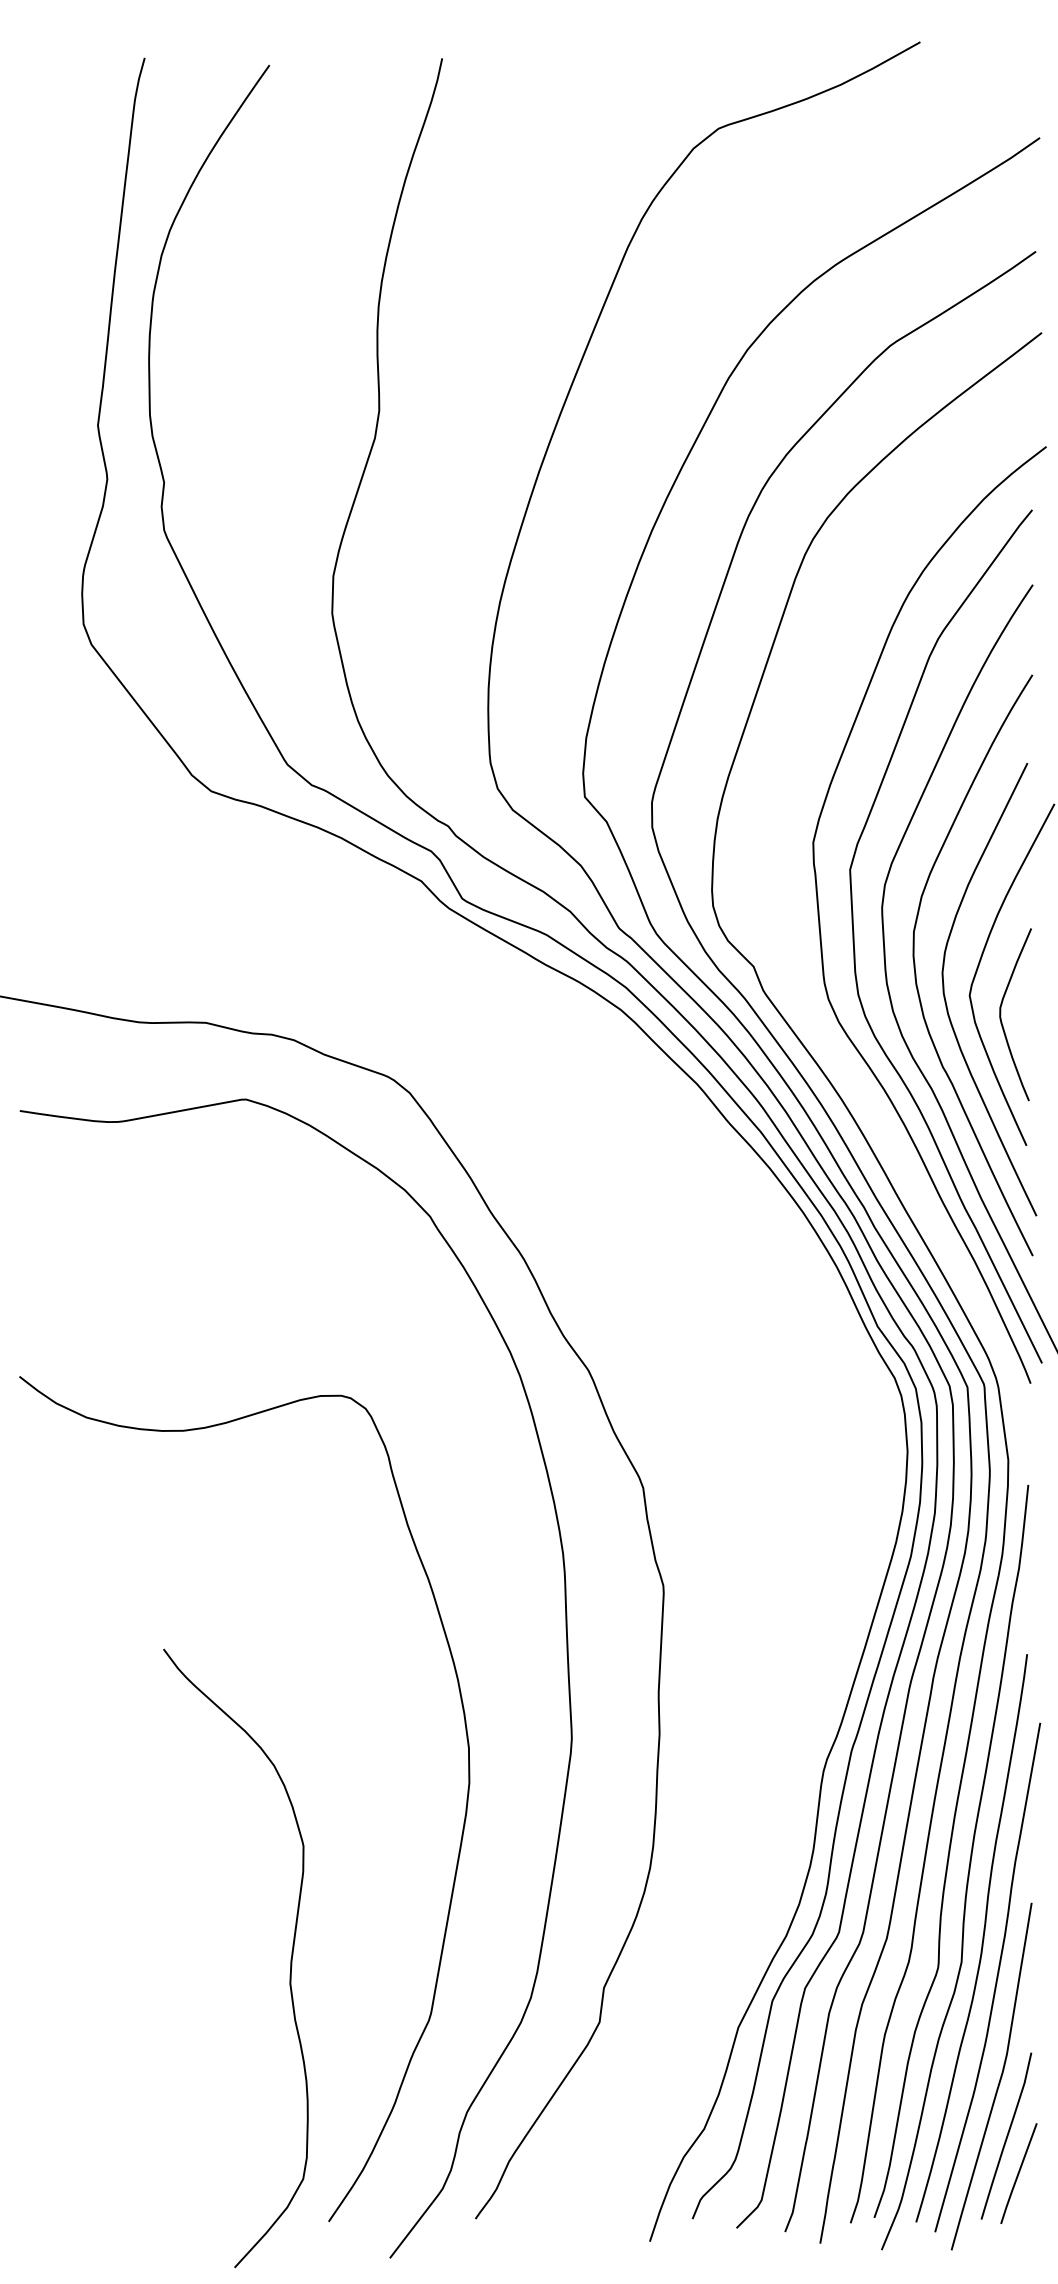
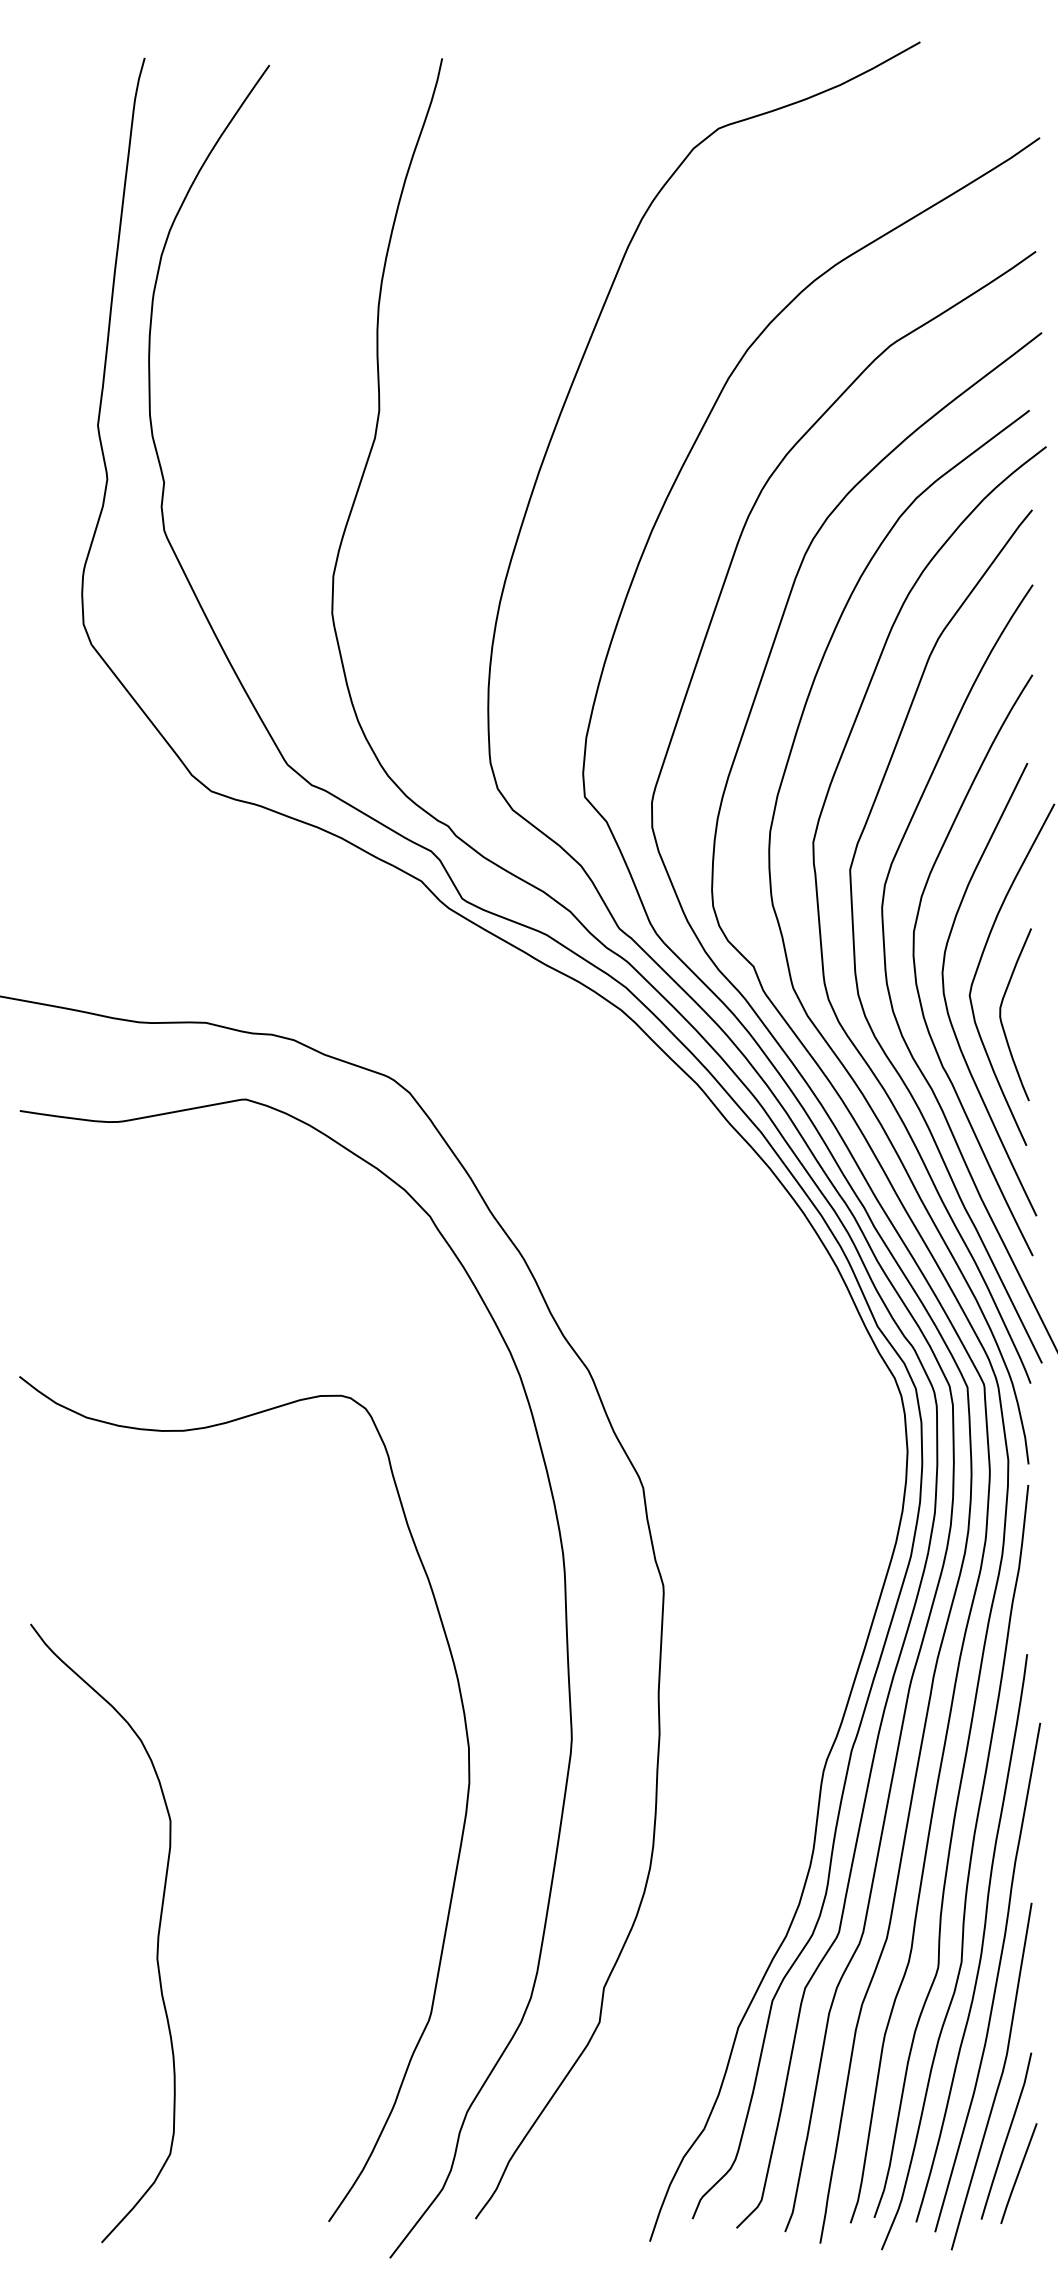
curve: none -> present (788, 961)
curve position: (290, 1958) -> (157, 1933) (157, 1933)
